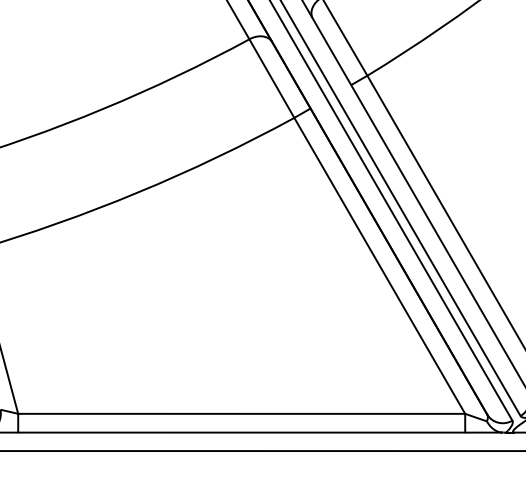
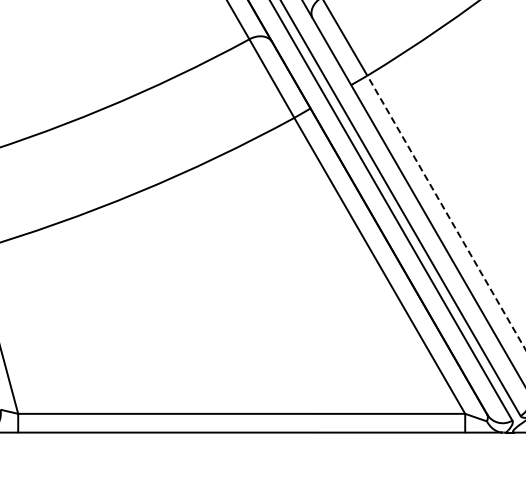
line: solid -> dashed (446, 212)
line: present -> none (262, 451)
